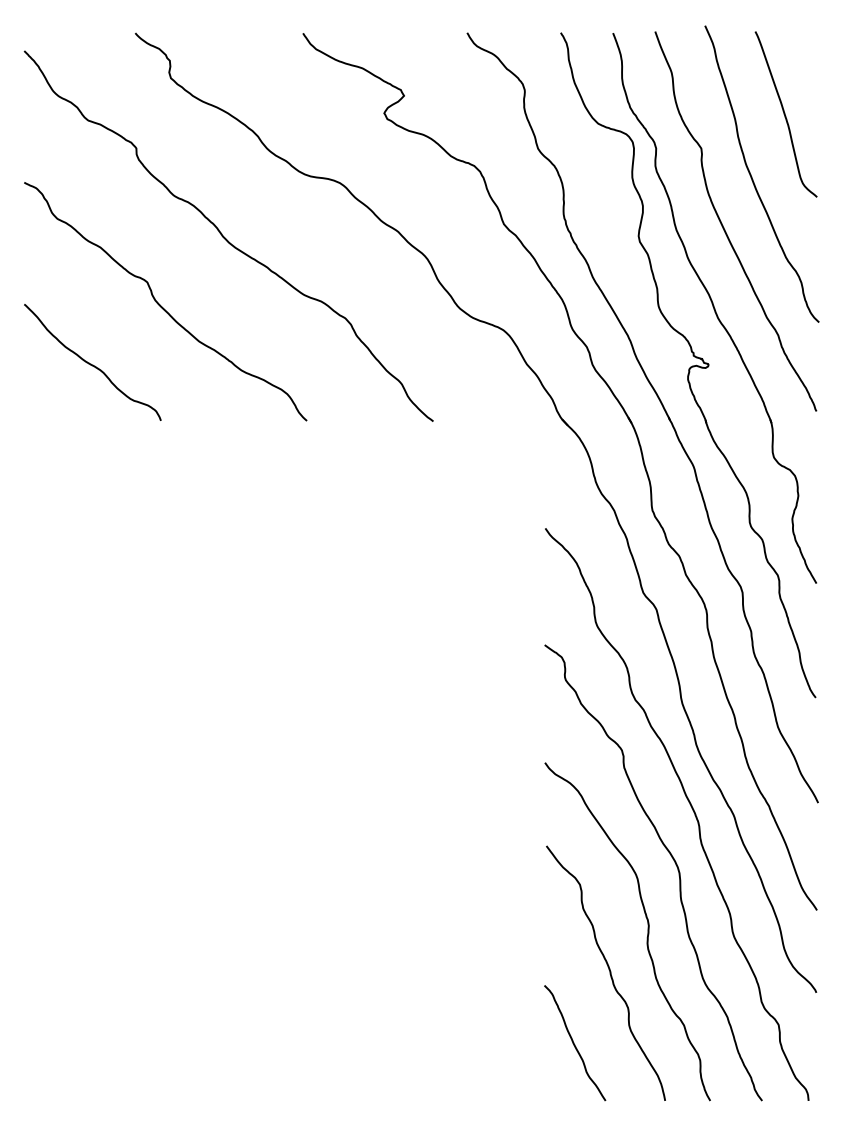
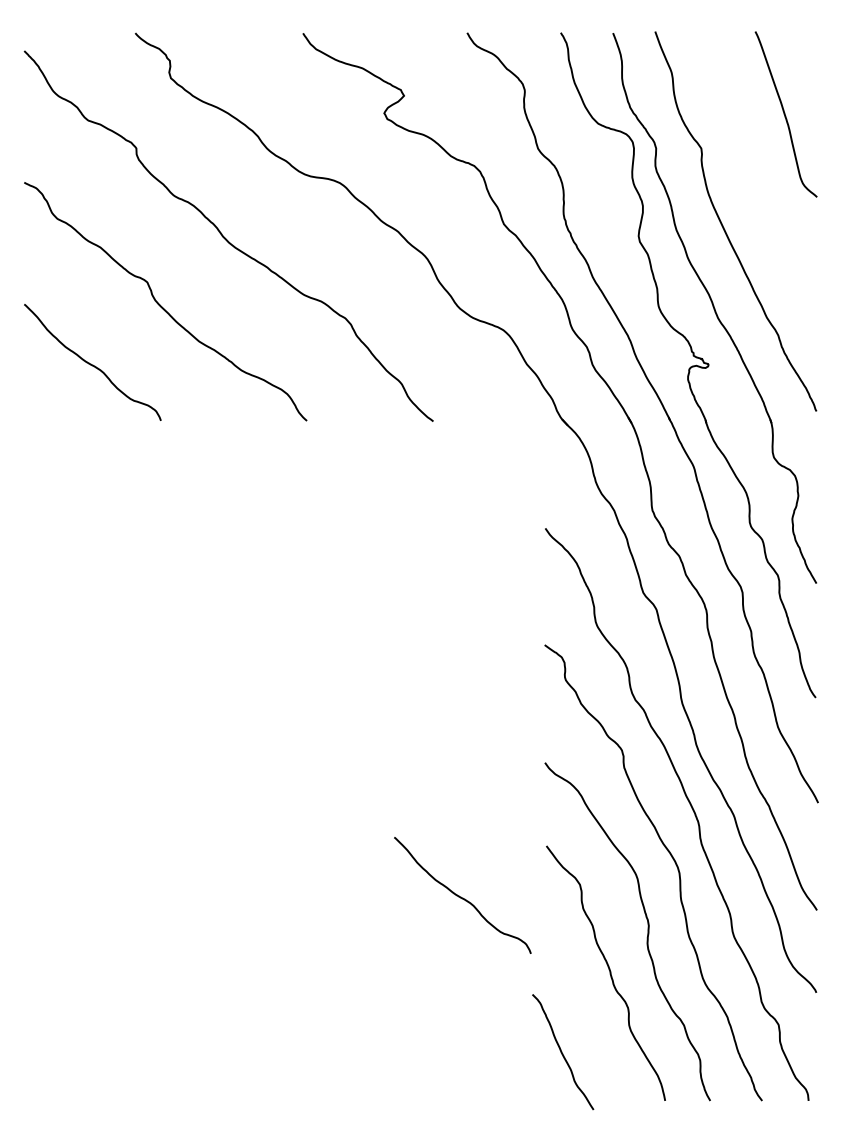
curve: present -> none (752, 176)
curve: none -> present (461, 896)
curve position: (574, 1043) -> (562, 1052) (562, 1052)
